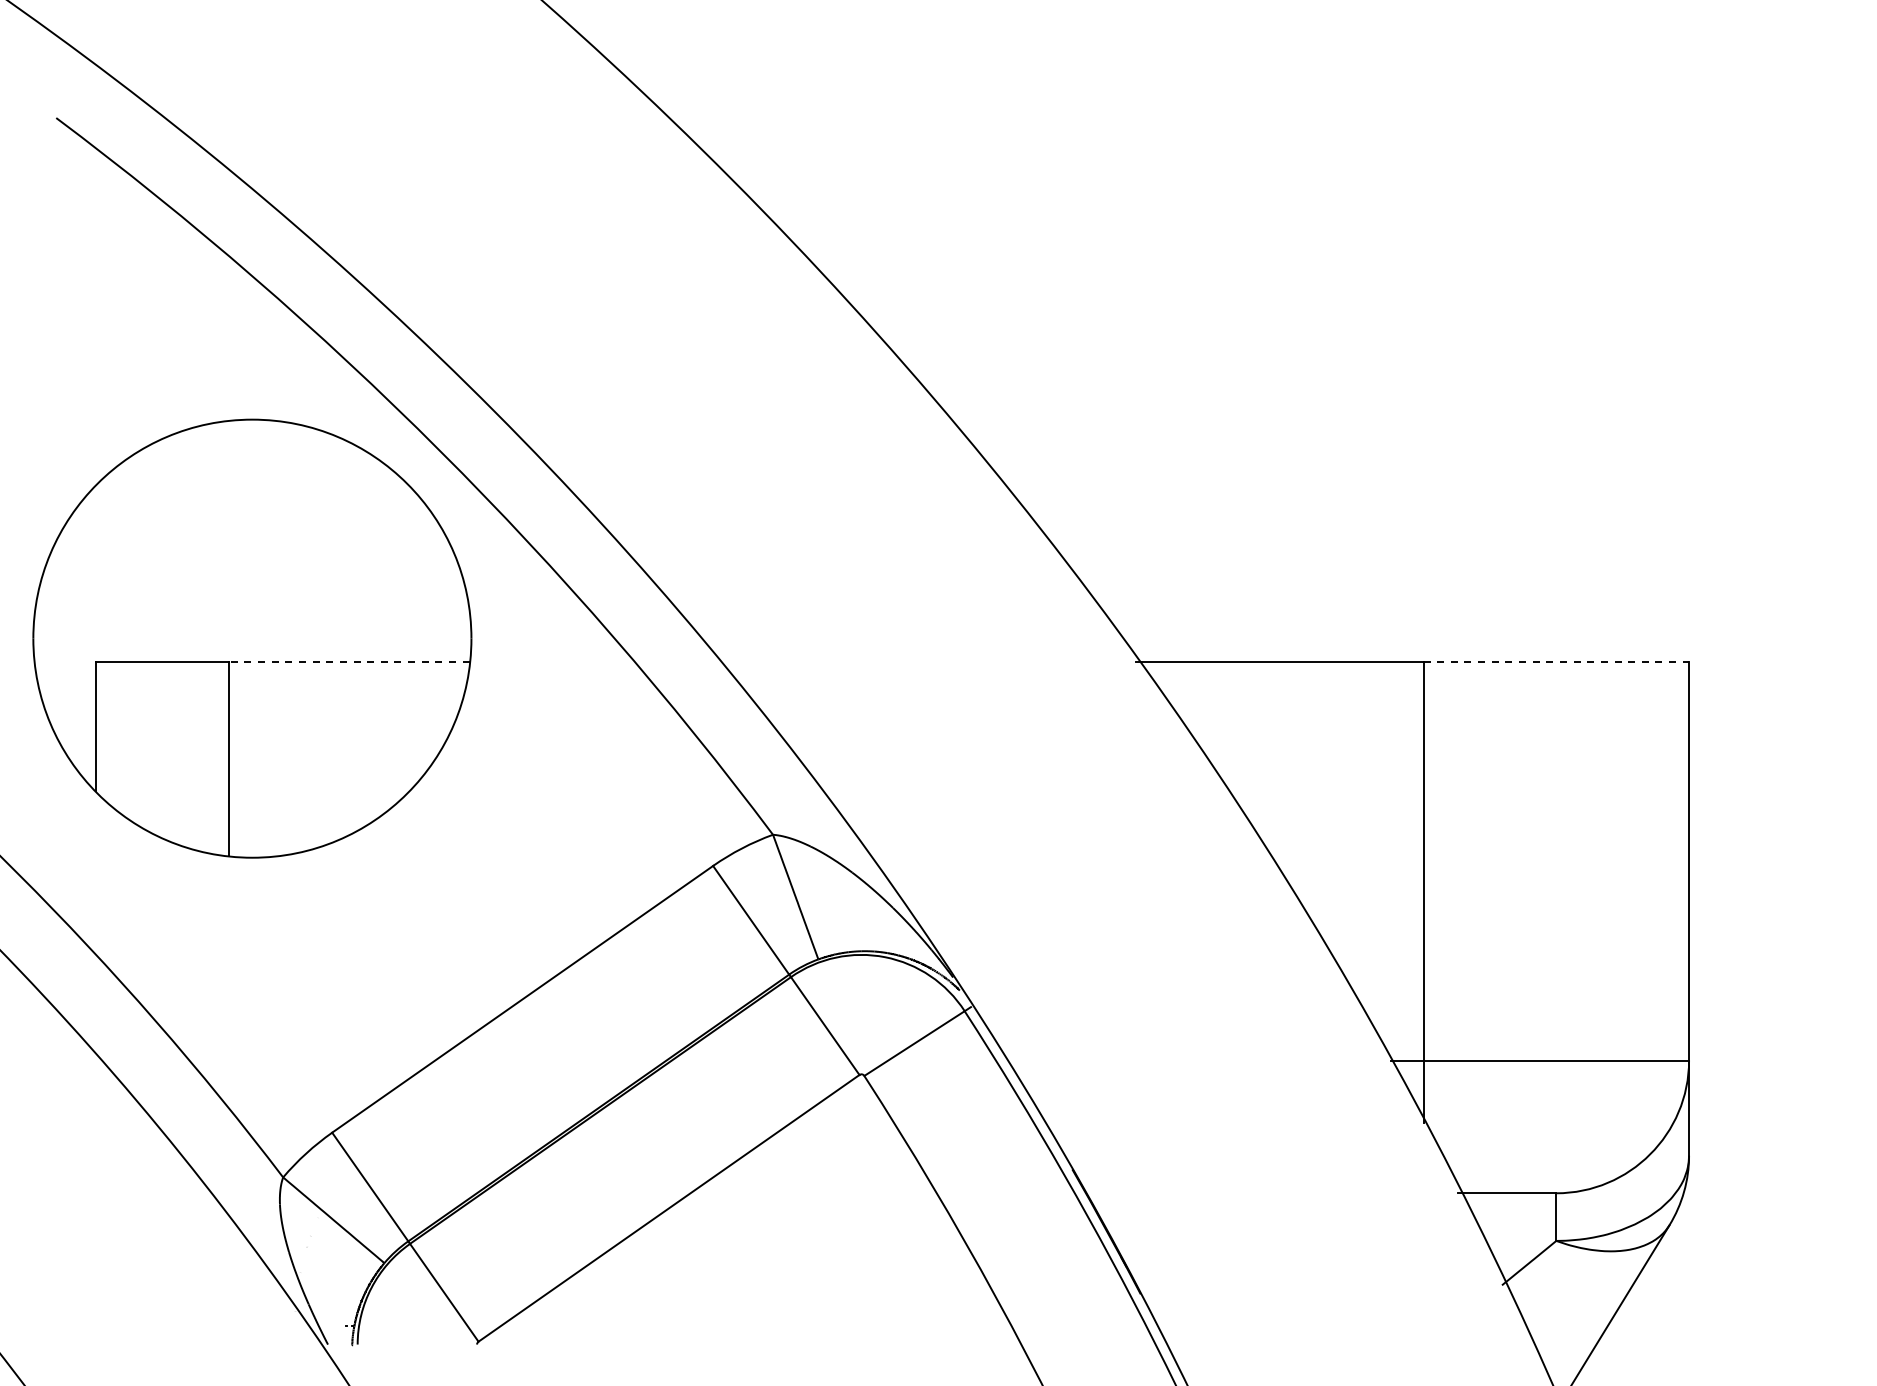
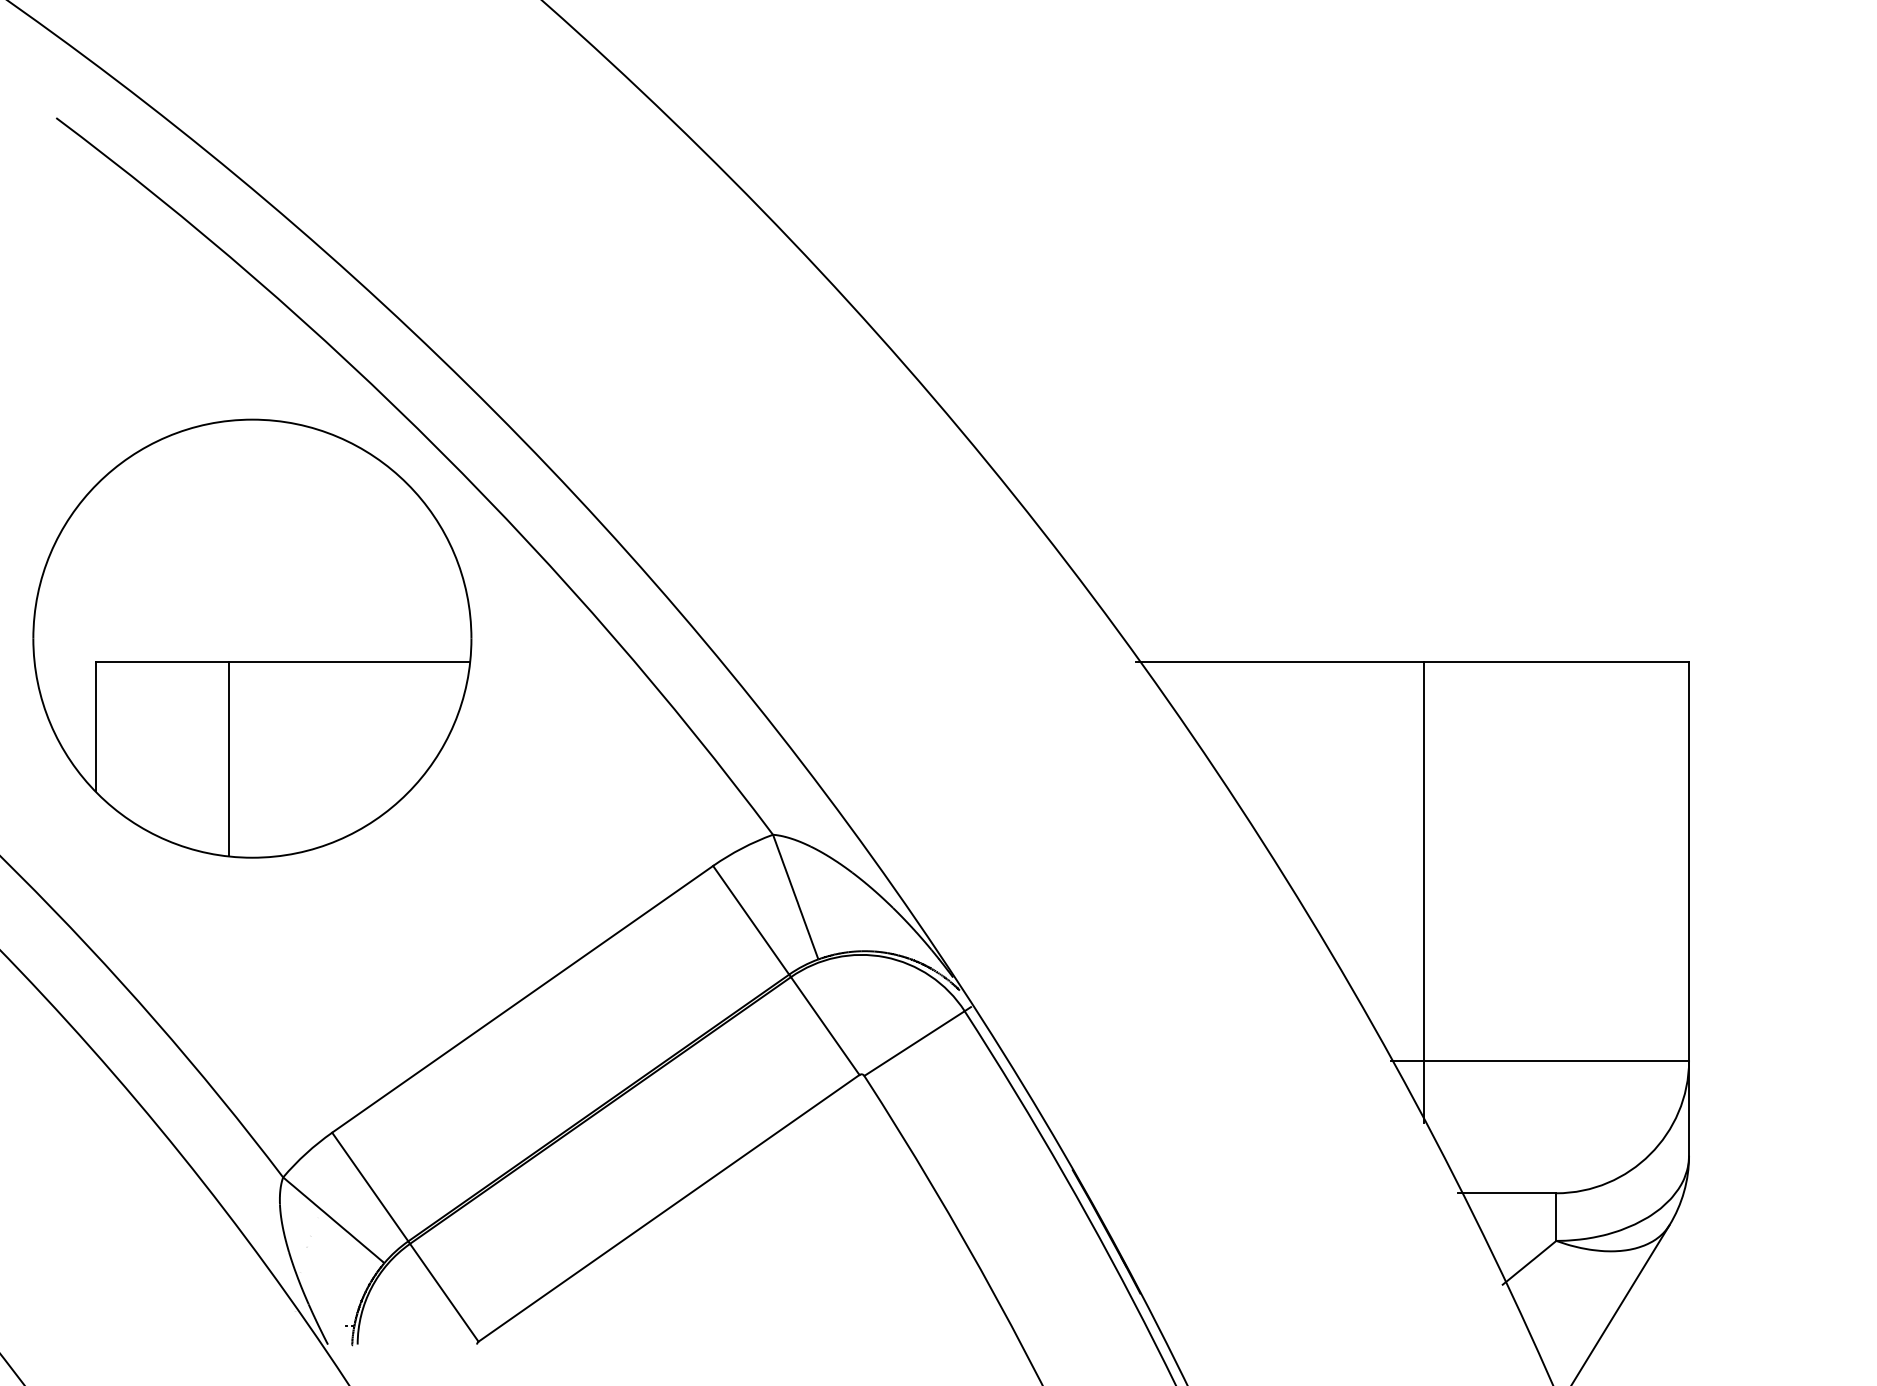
line: dashed -> solid (348, 662)
line: dashed -> solid (1556, 662)
